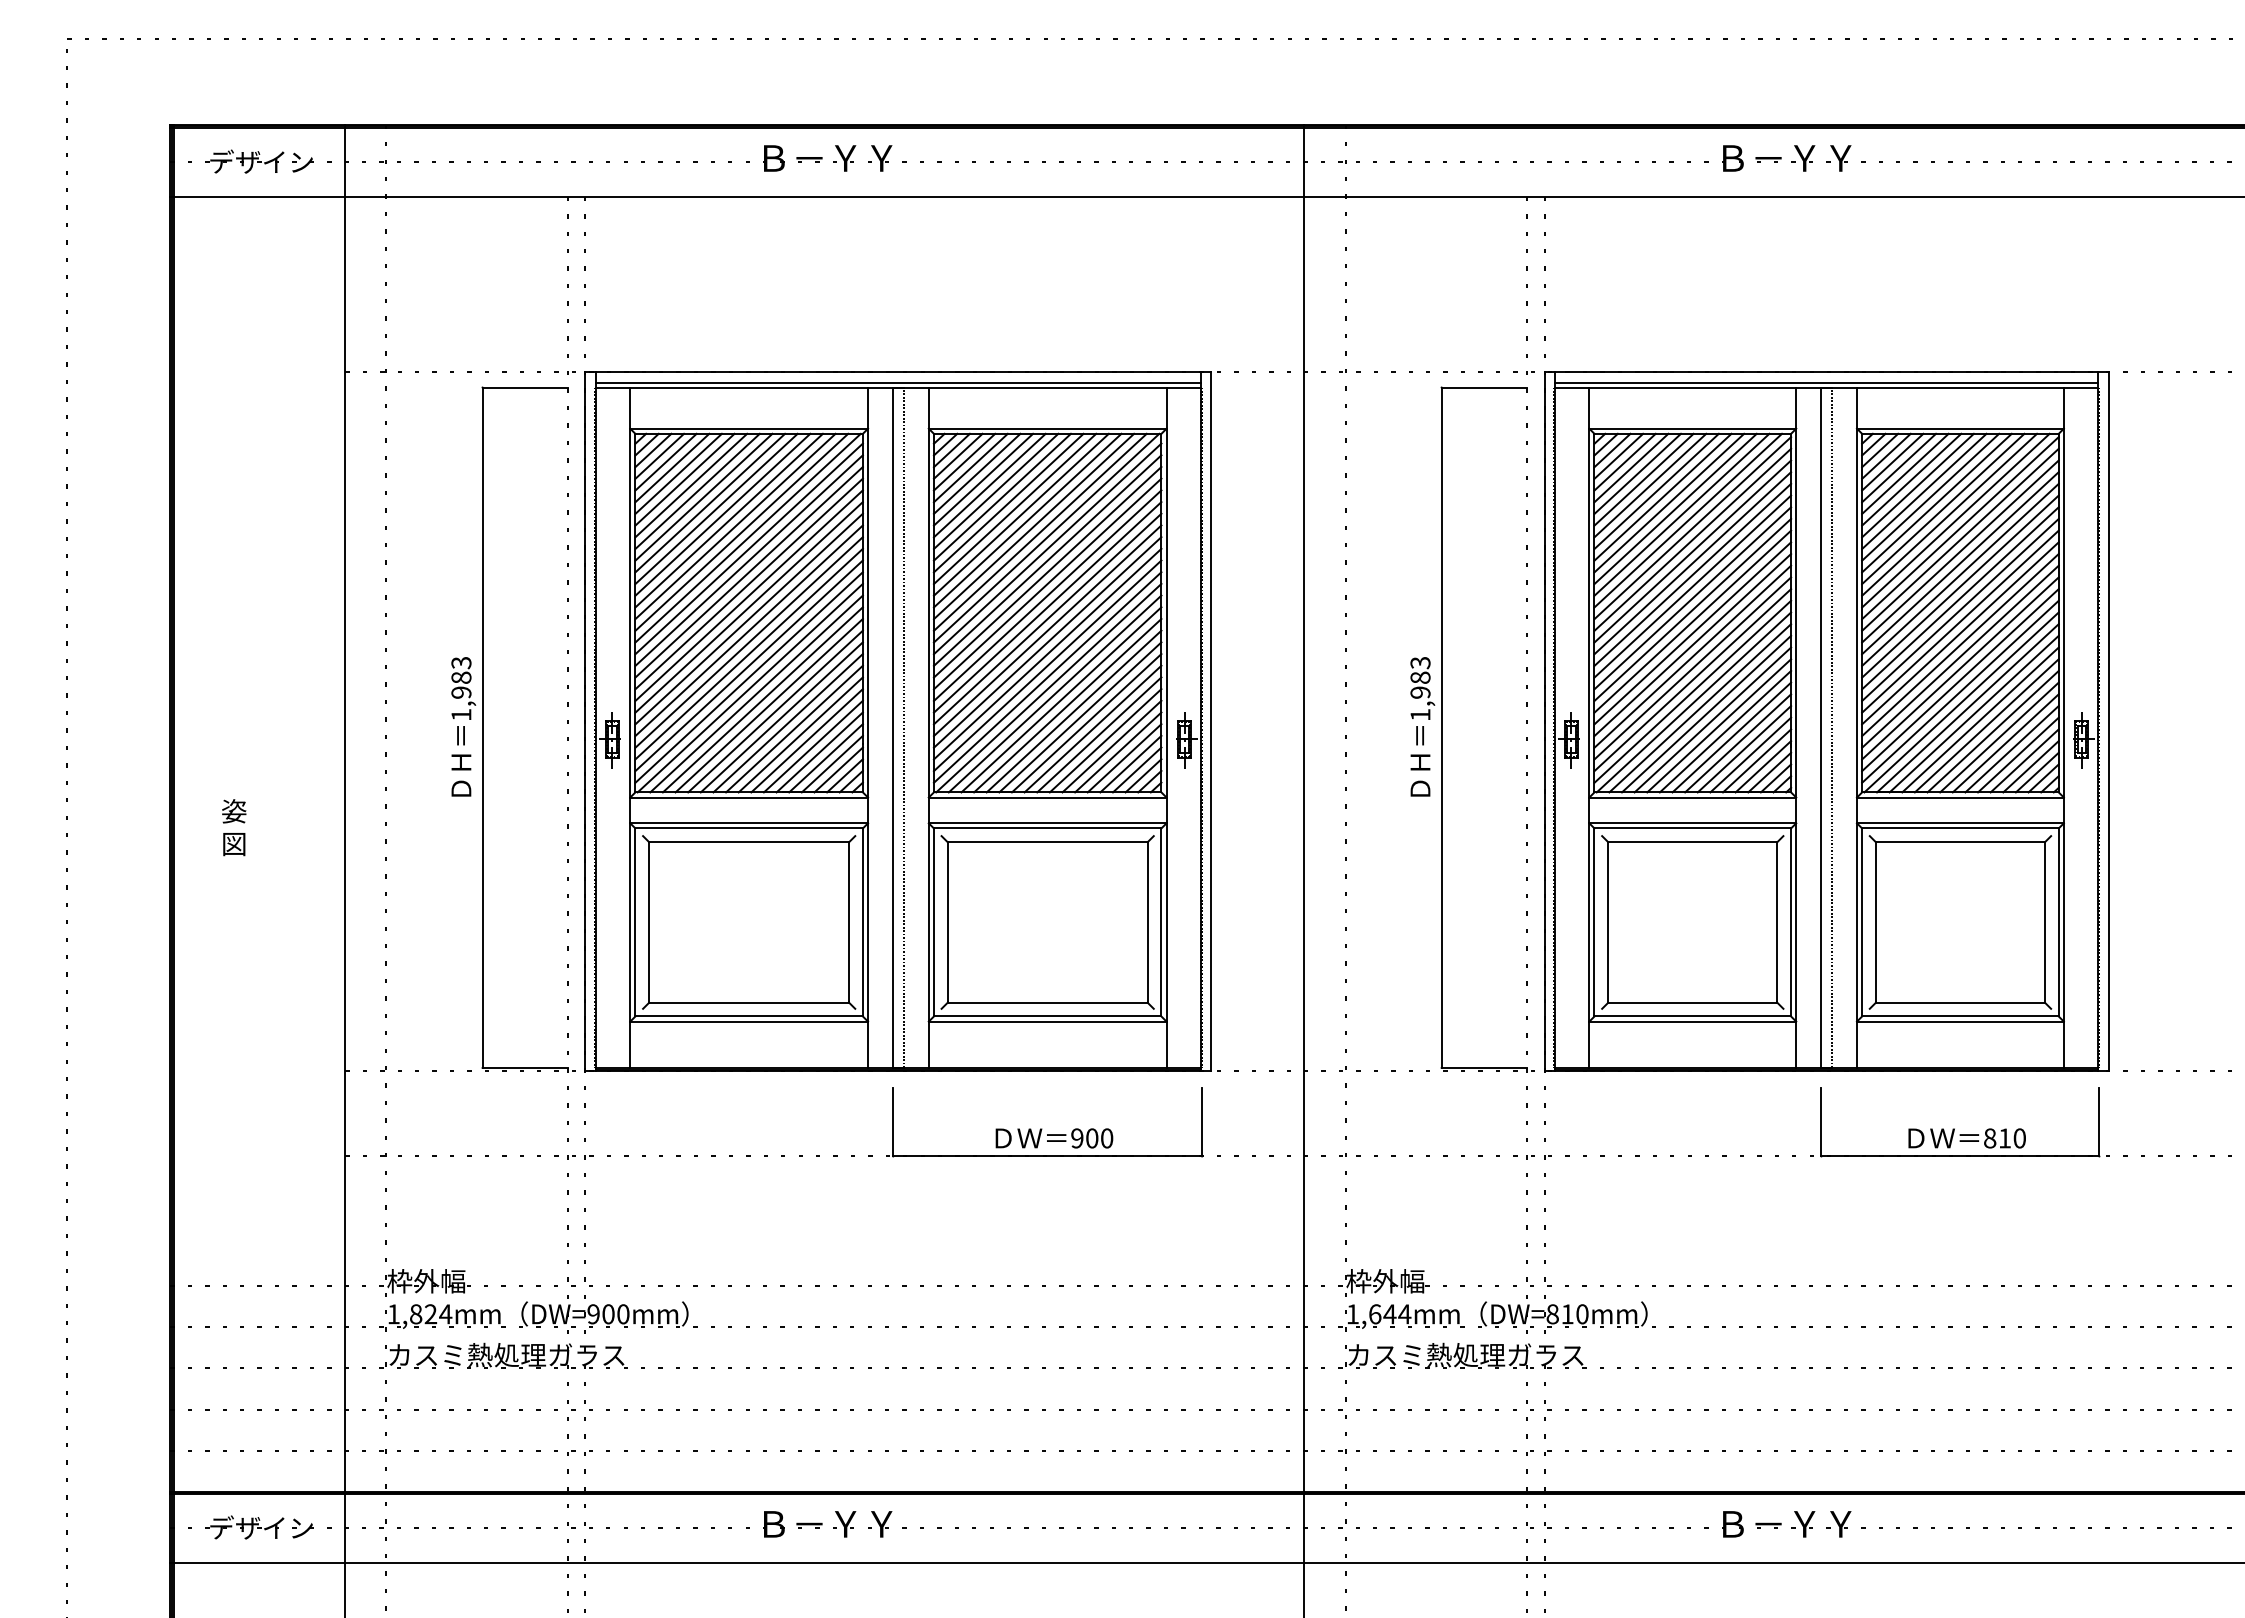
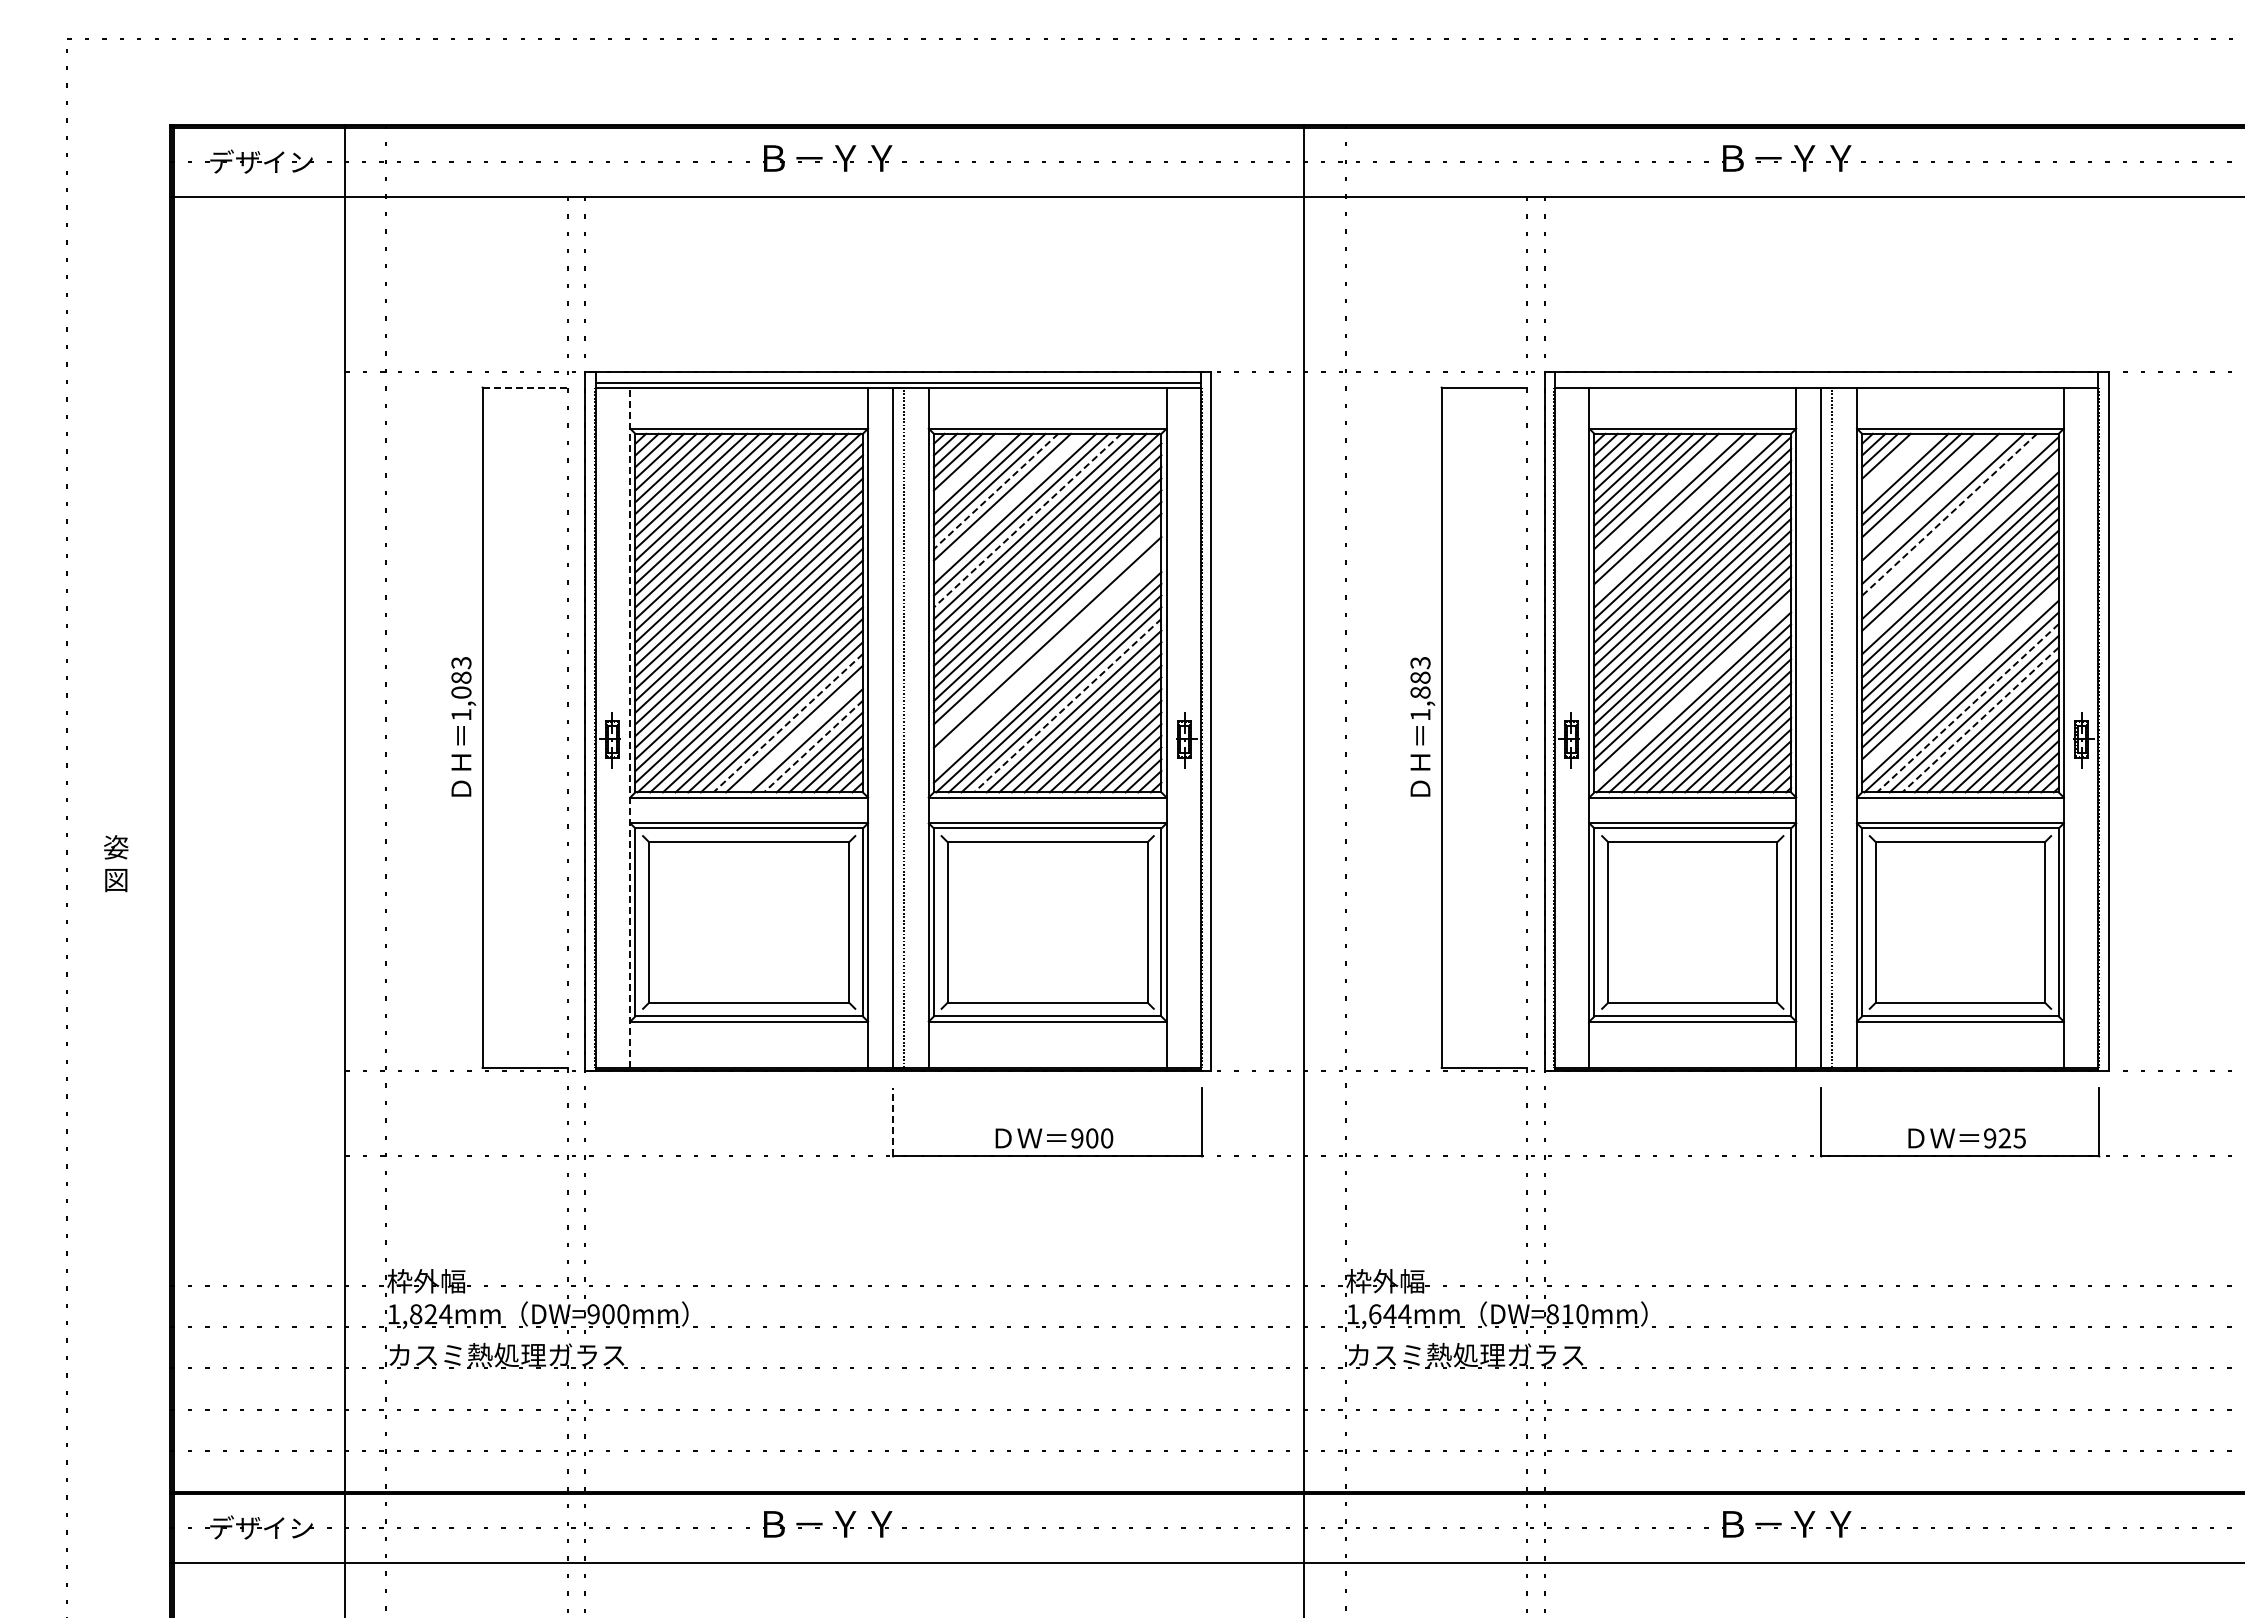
line: present -> none (1826, 382)
line: solid -> dashed (525, 387)
line: present -> none (1892, 461)
line: present -> none (970, 467)
line: present -> none (1899, 467)
line: solid -> dashed (996, 491)
line: present -> none (1924, 491)
line: present -> none (1662, 496)
line: present -> none (1008, 502)
line: present -> none (1936, 502)
line: present -> none (1681, 514)
line: solid -> dashed (1949, 515)
line: solid -> dashed (1027, 520)
line: present -> none (1955, 520)
line: present -> none (1960, 551)
line: present -> none (1047, 630)
line: present -> none (1047, 653)
line: present -> none (1047, 665)
line: present -> none (1960, 680)
line: present -> none (1692, 691)
text: 1,983 -> 1,083 (461, 692)
text: 1,983 -> 1,883 (1420, 692)
line: solid -> dashed (1067, 705)
line: solid -> dashed (1967, 708)
line: solid -> dashed (1980, 719)
line: solid -> dashed (788, 723)
line: solid -> dashed (630, 727)
line: present -> none (800, 734)
line: solid -> dashed (813, 746)
text position: (234, 827) -> (116, 863) (116, 863)
line: solid -> dashed (893, 1121)
text: 810 -> 925 (2004, 1138)
